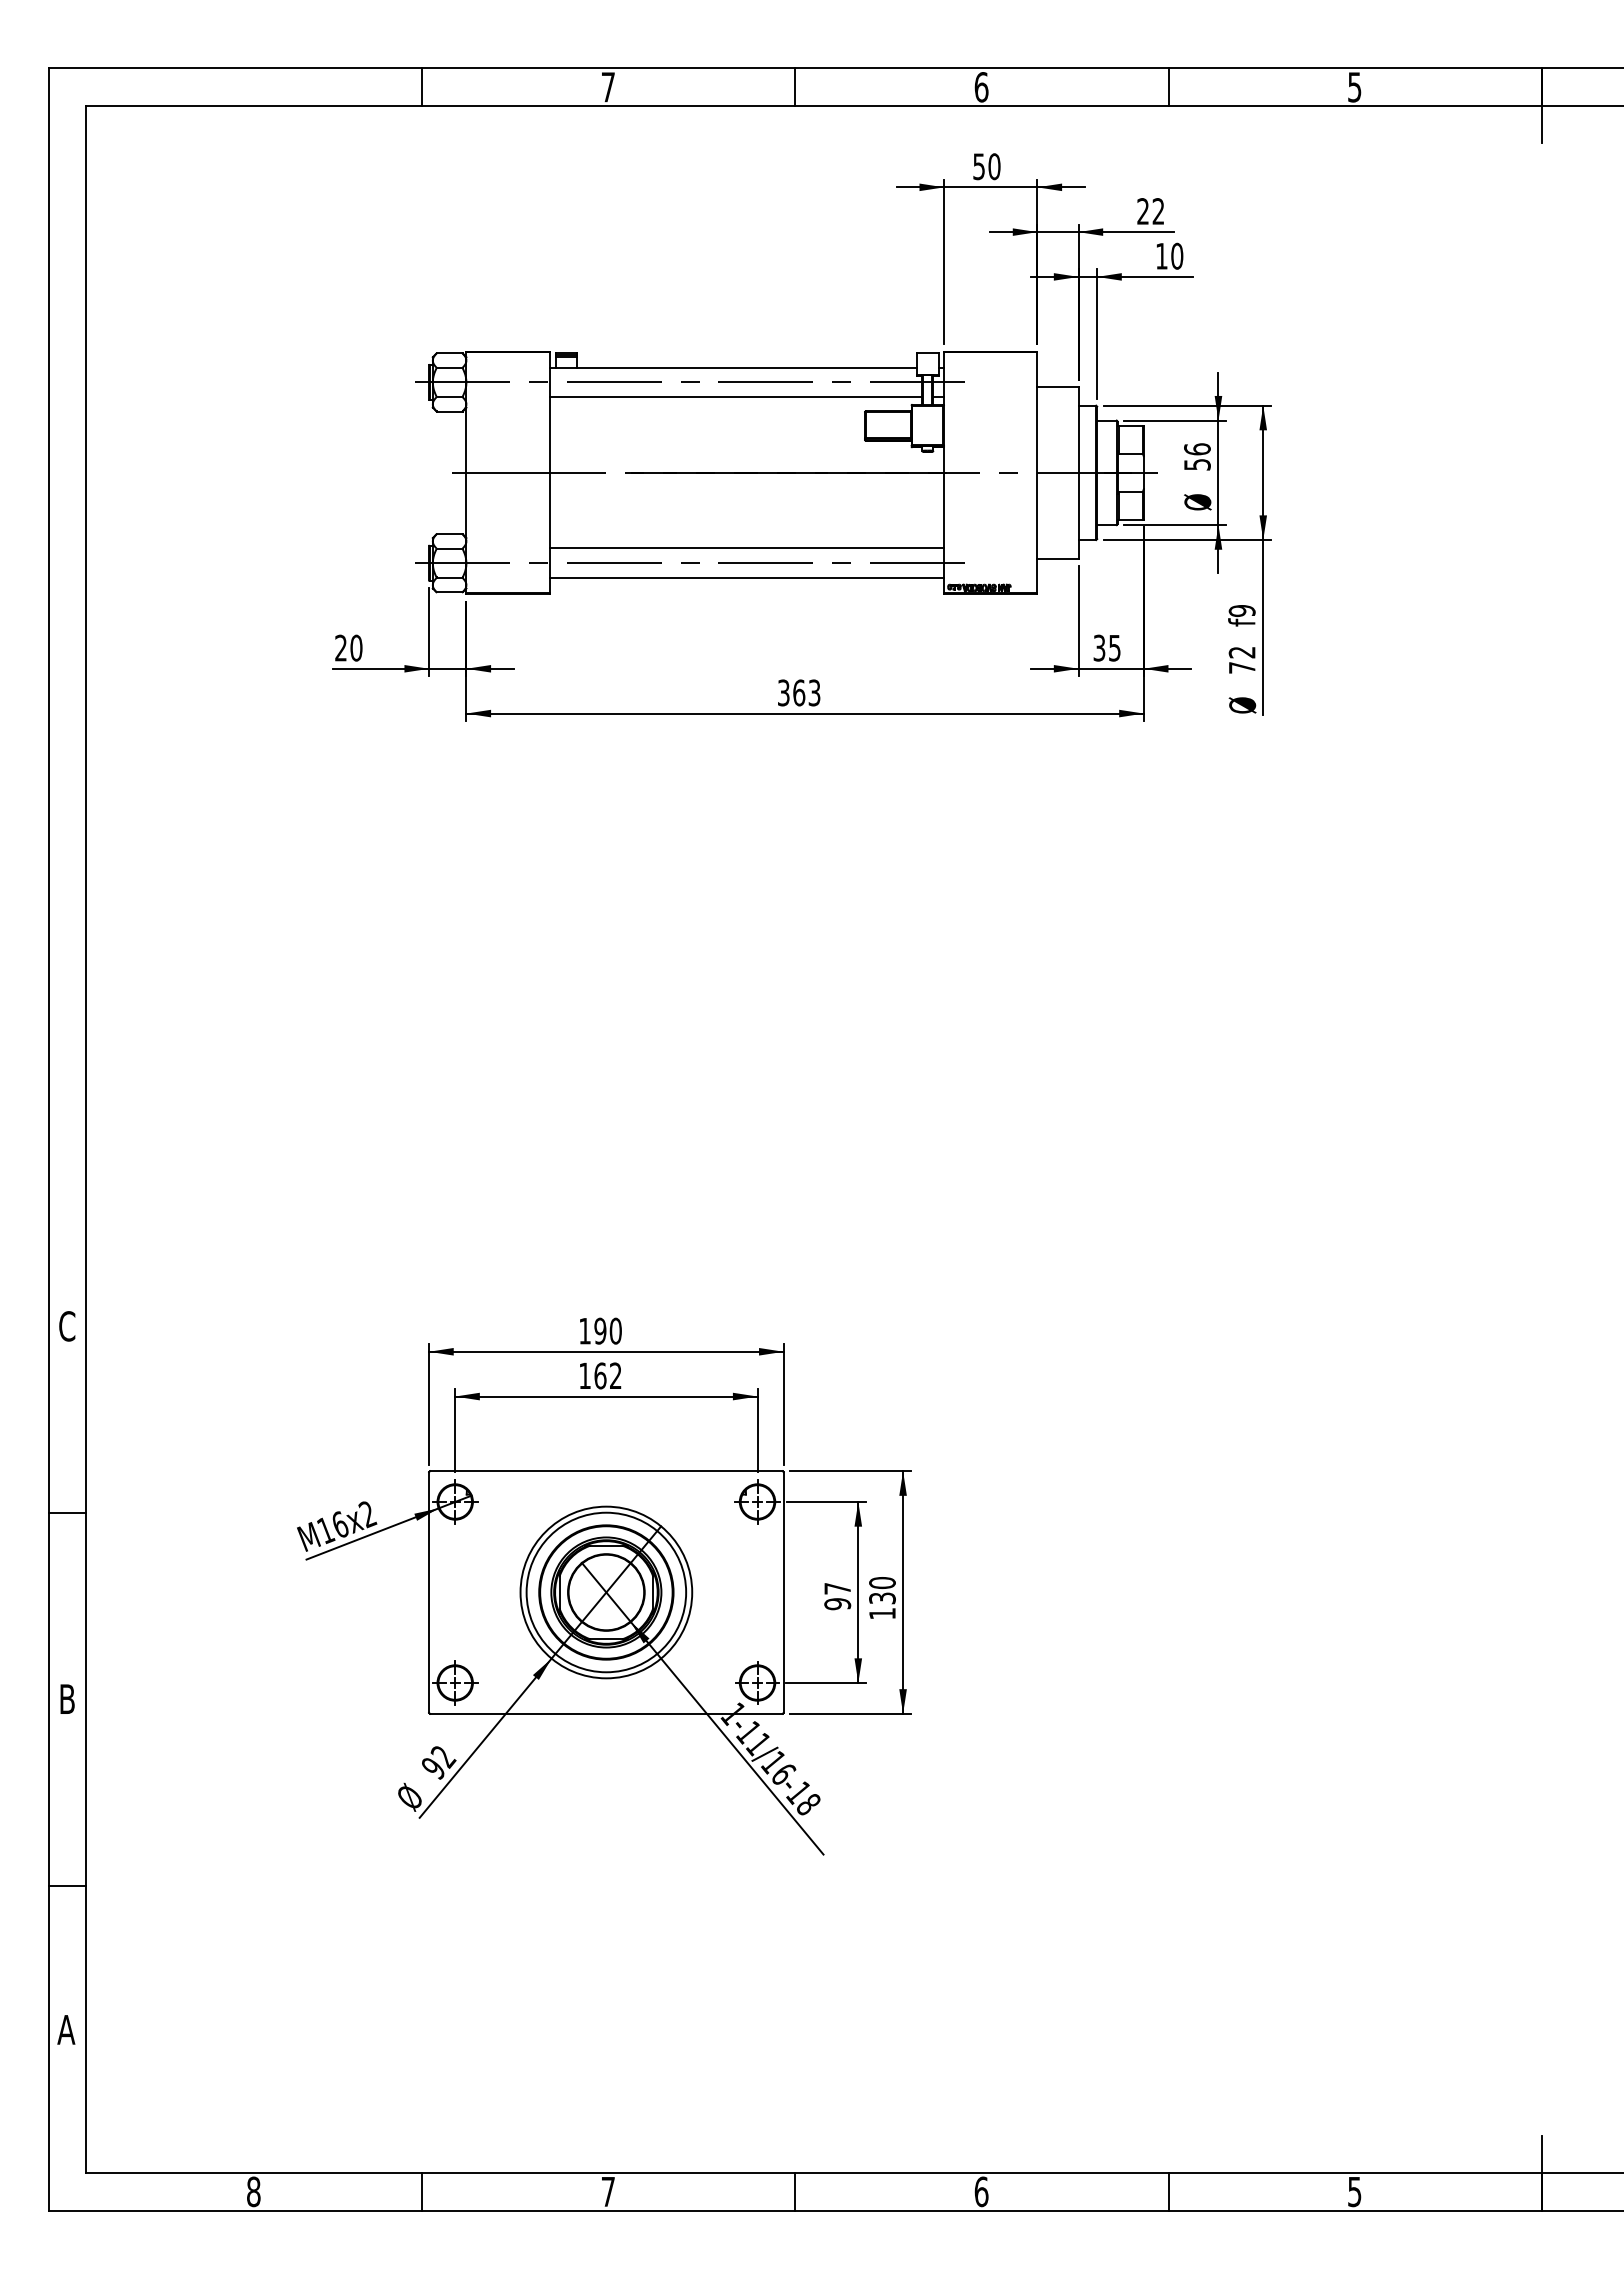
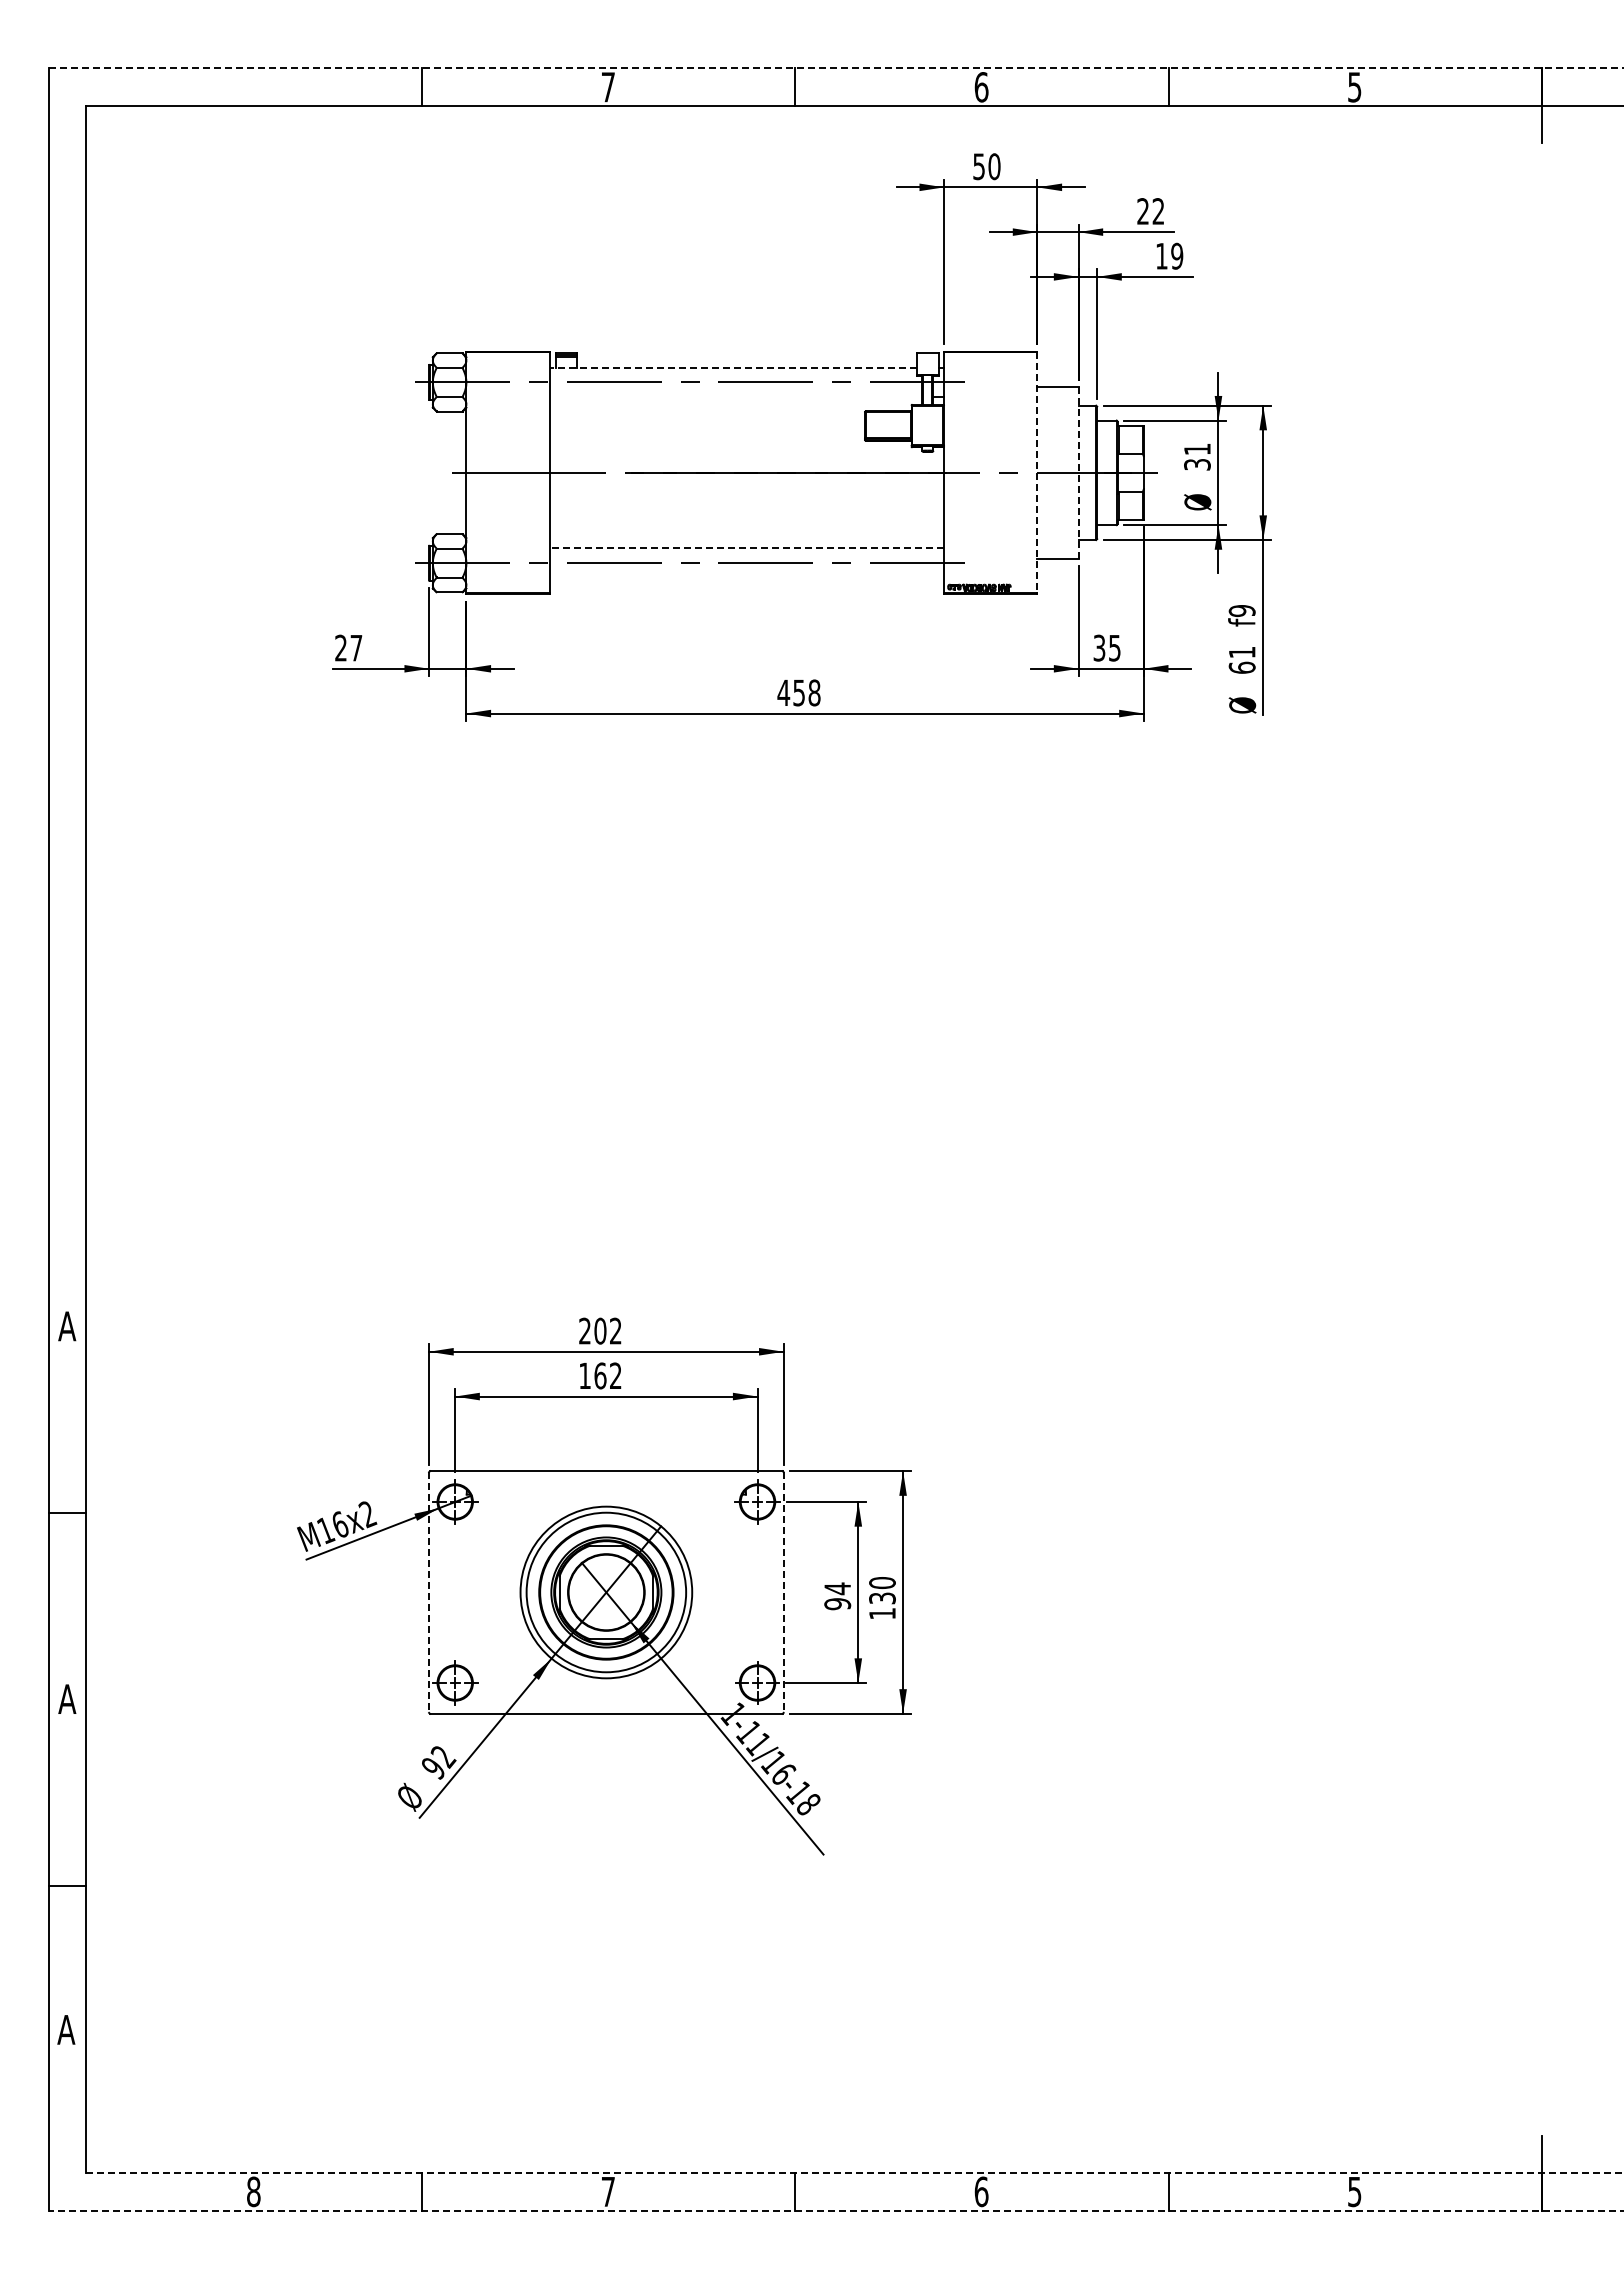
line: solid -> dashed (836, 68)
text: 10 -> 19 (1177, 256)
line: solid -> dashed (733, 367)
line: present -> none (736, 397)
text: 56 -> 31 (1197, 456)
line: solid -> dashed (1078, 472)
line: solid -> dashed (1037, 473)
line: solid -> dashed (747, 548)
line: present -> none (747, 578)
text: 20 -> 27 (356, 647)
text: 72 -> 61 (1241, 660)
text: 363 -> 458 (798, 692)
text: C -> A (67, 1326)
text: 190 -> 202 (600, 1330)
text: 97 -> 94 (837, 1588)
line: solid -> dashed (429, 1593)
line: solid -> dashed (783, 1593)
text: B -> A (67, 1698)
line: solid -> dashed (854, 2173)
line: solid -> dashed (835, 2210)
